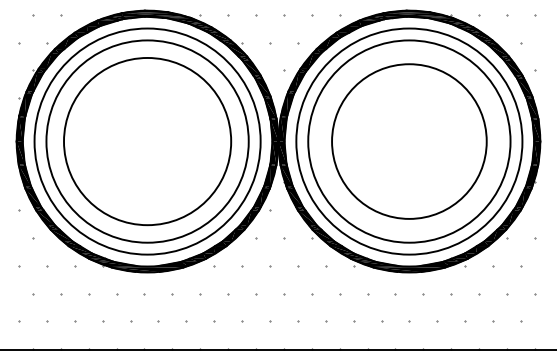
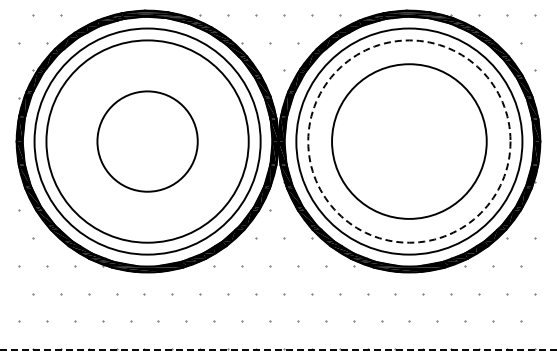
circle diameter: 167 px -> 100 px (147, 141)
circle: solid -> dashed (409, 141)
line: solid -> dashed (278, 349)
